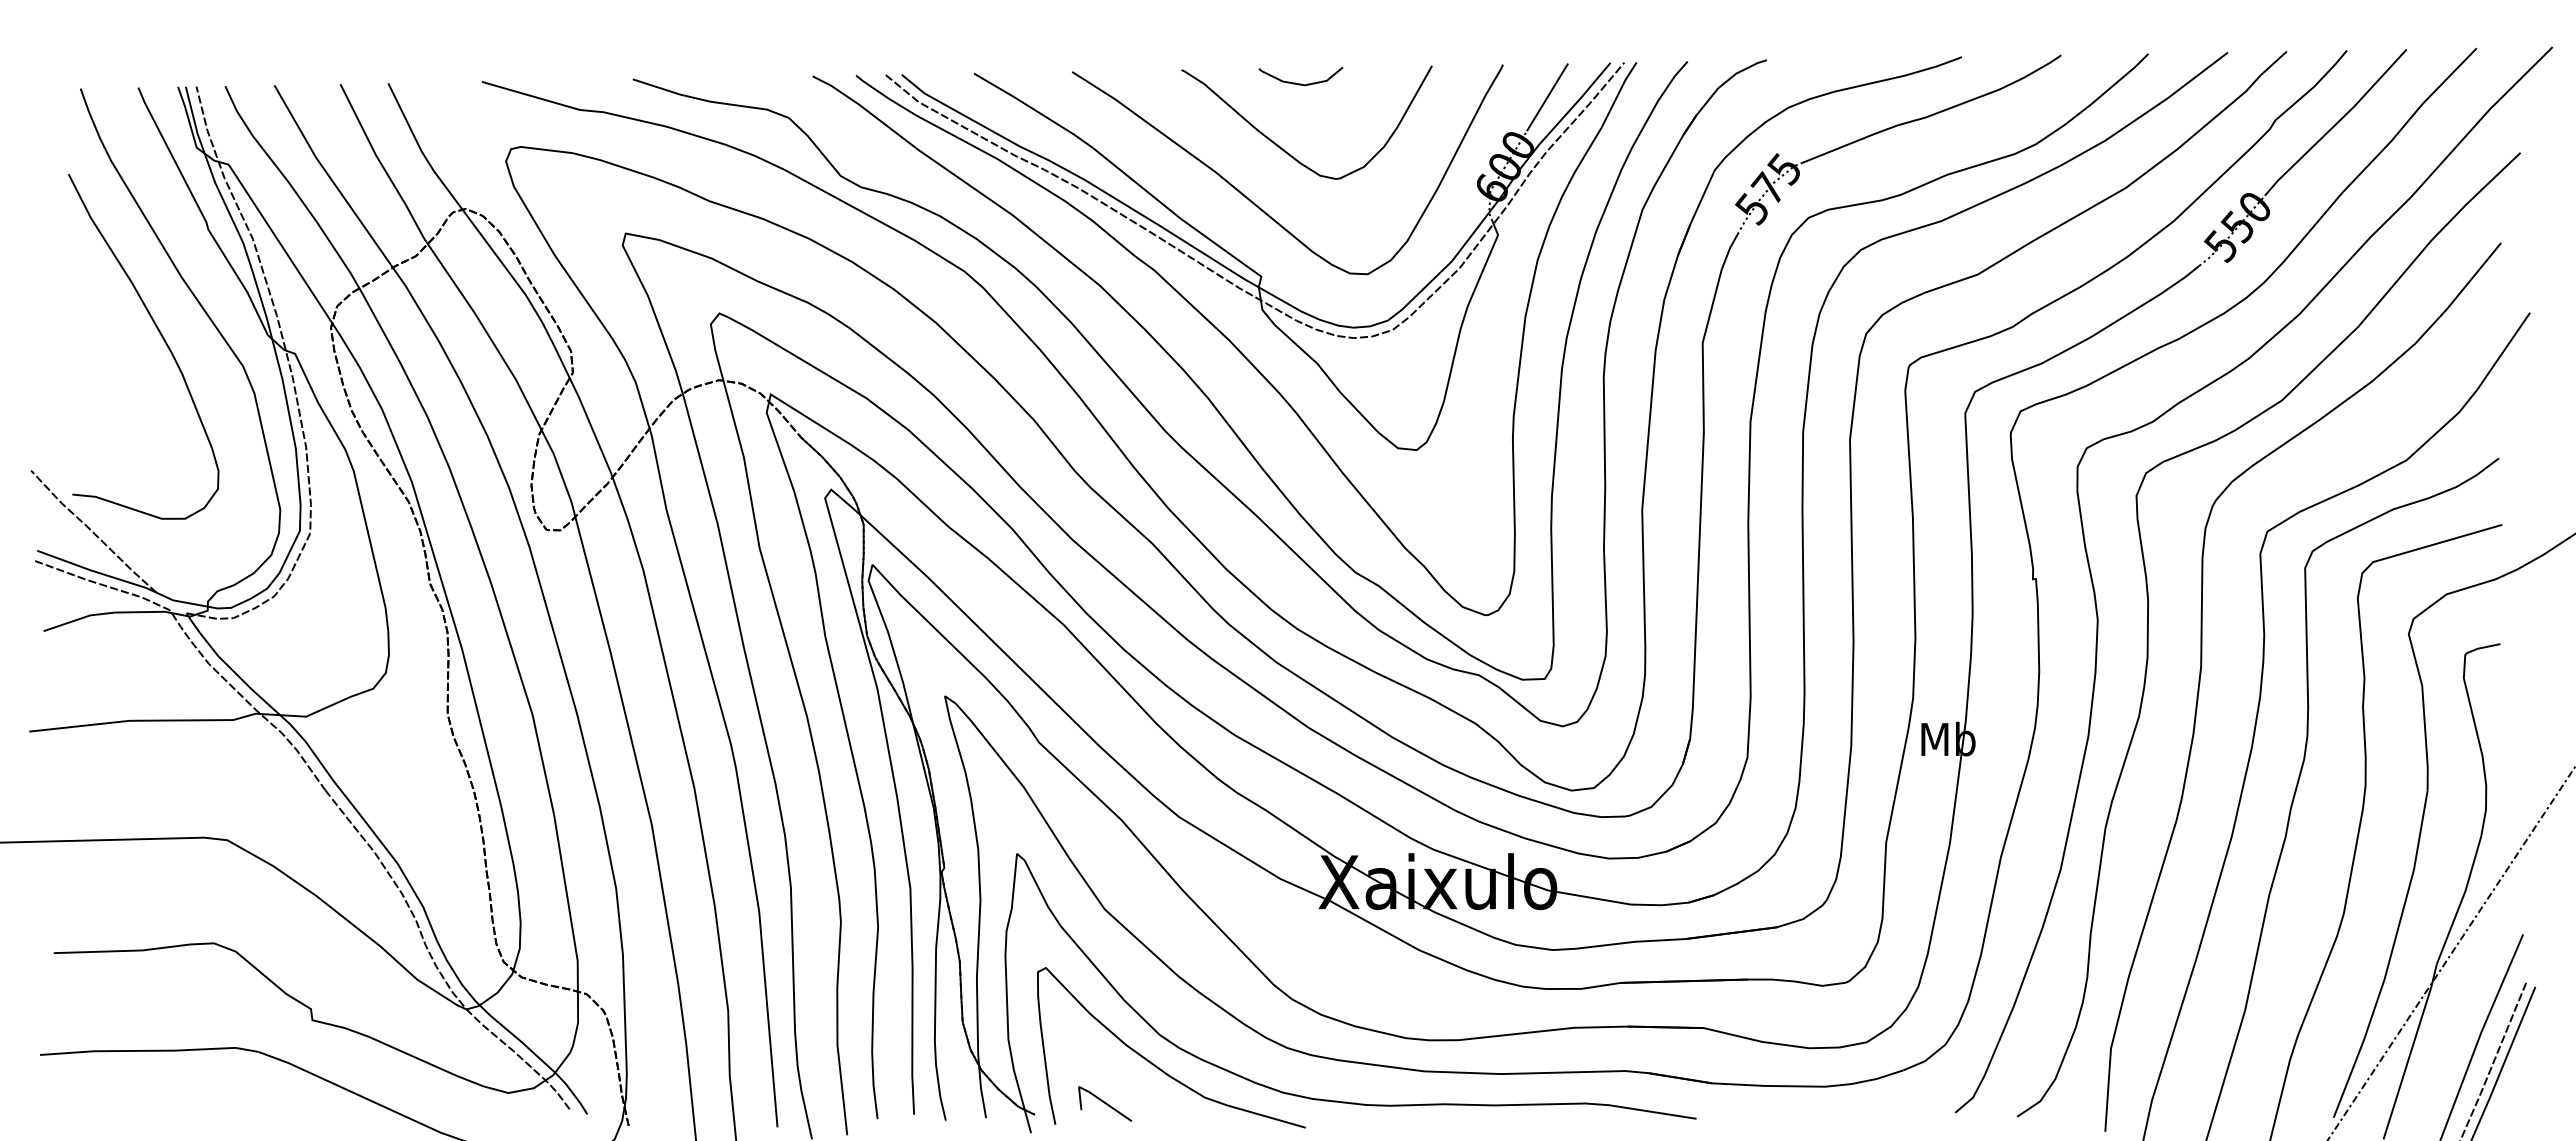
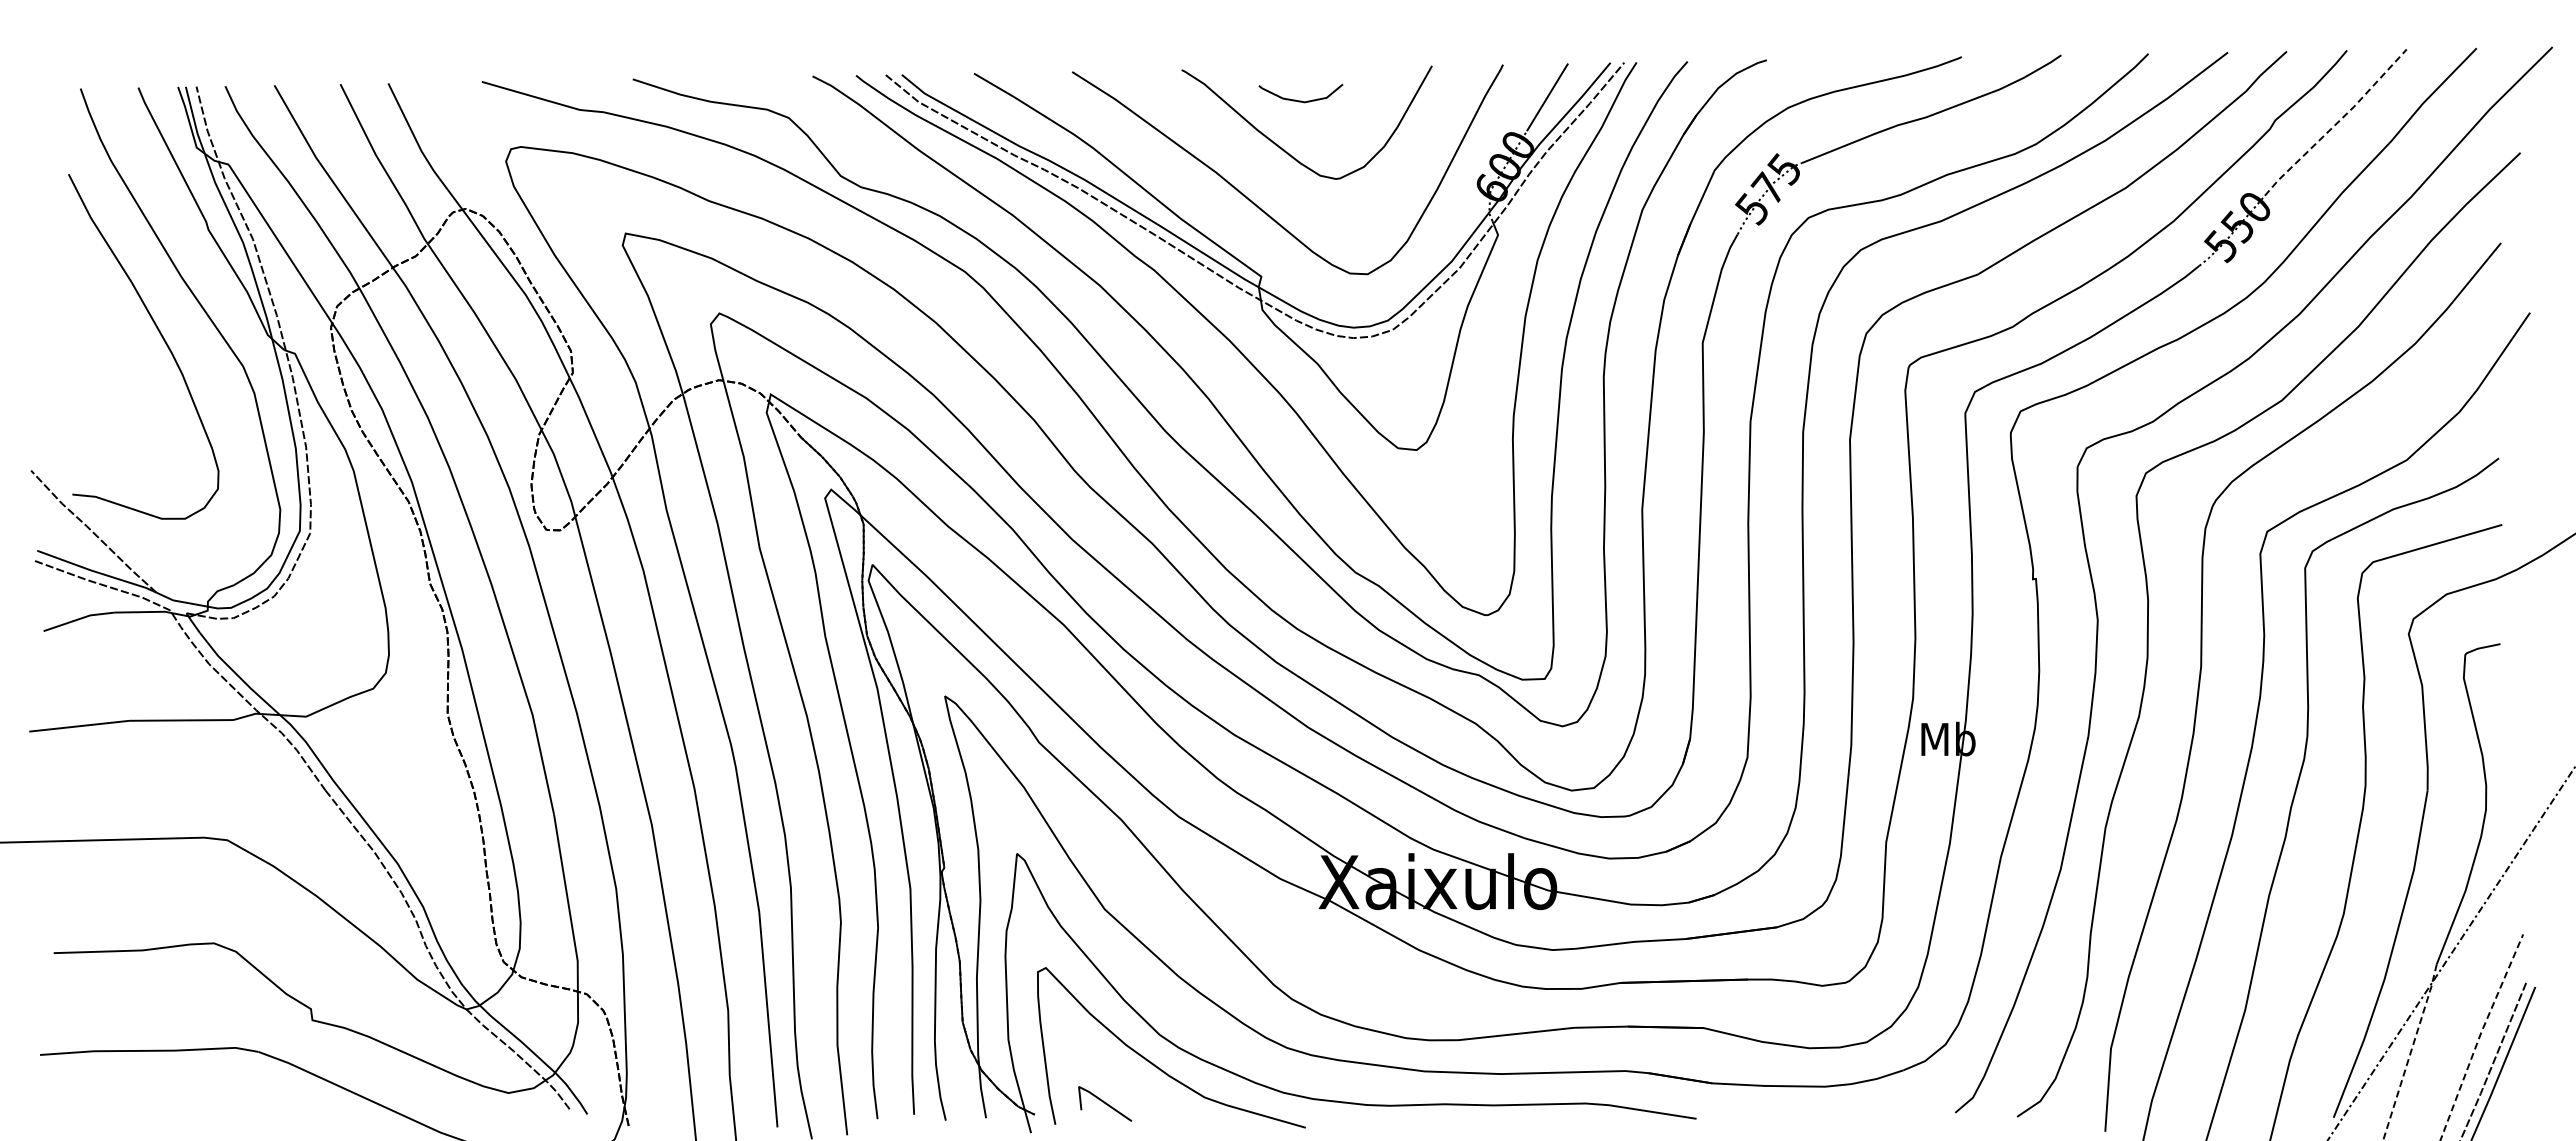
curve position: (1300, 83) -> (1300, 100) (1300, 100)
line: solid -> dashed (2336, 123)
line: solid -> dashed (2479, 1036)
line: solid -> dashed (2411, 1050)
